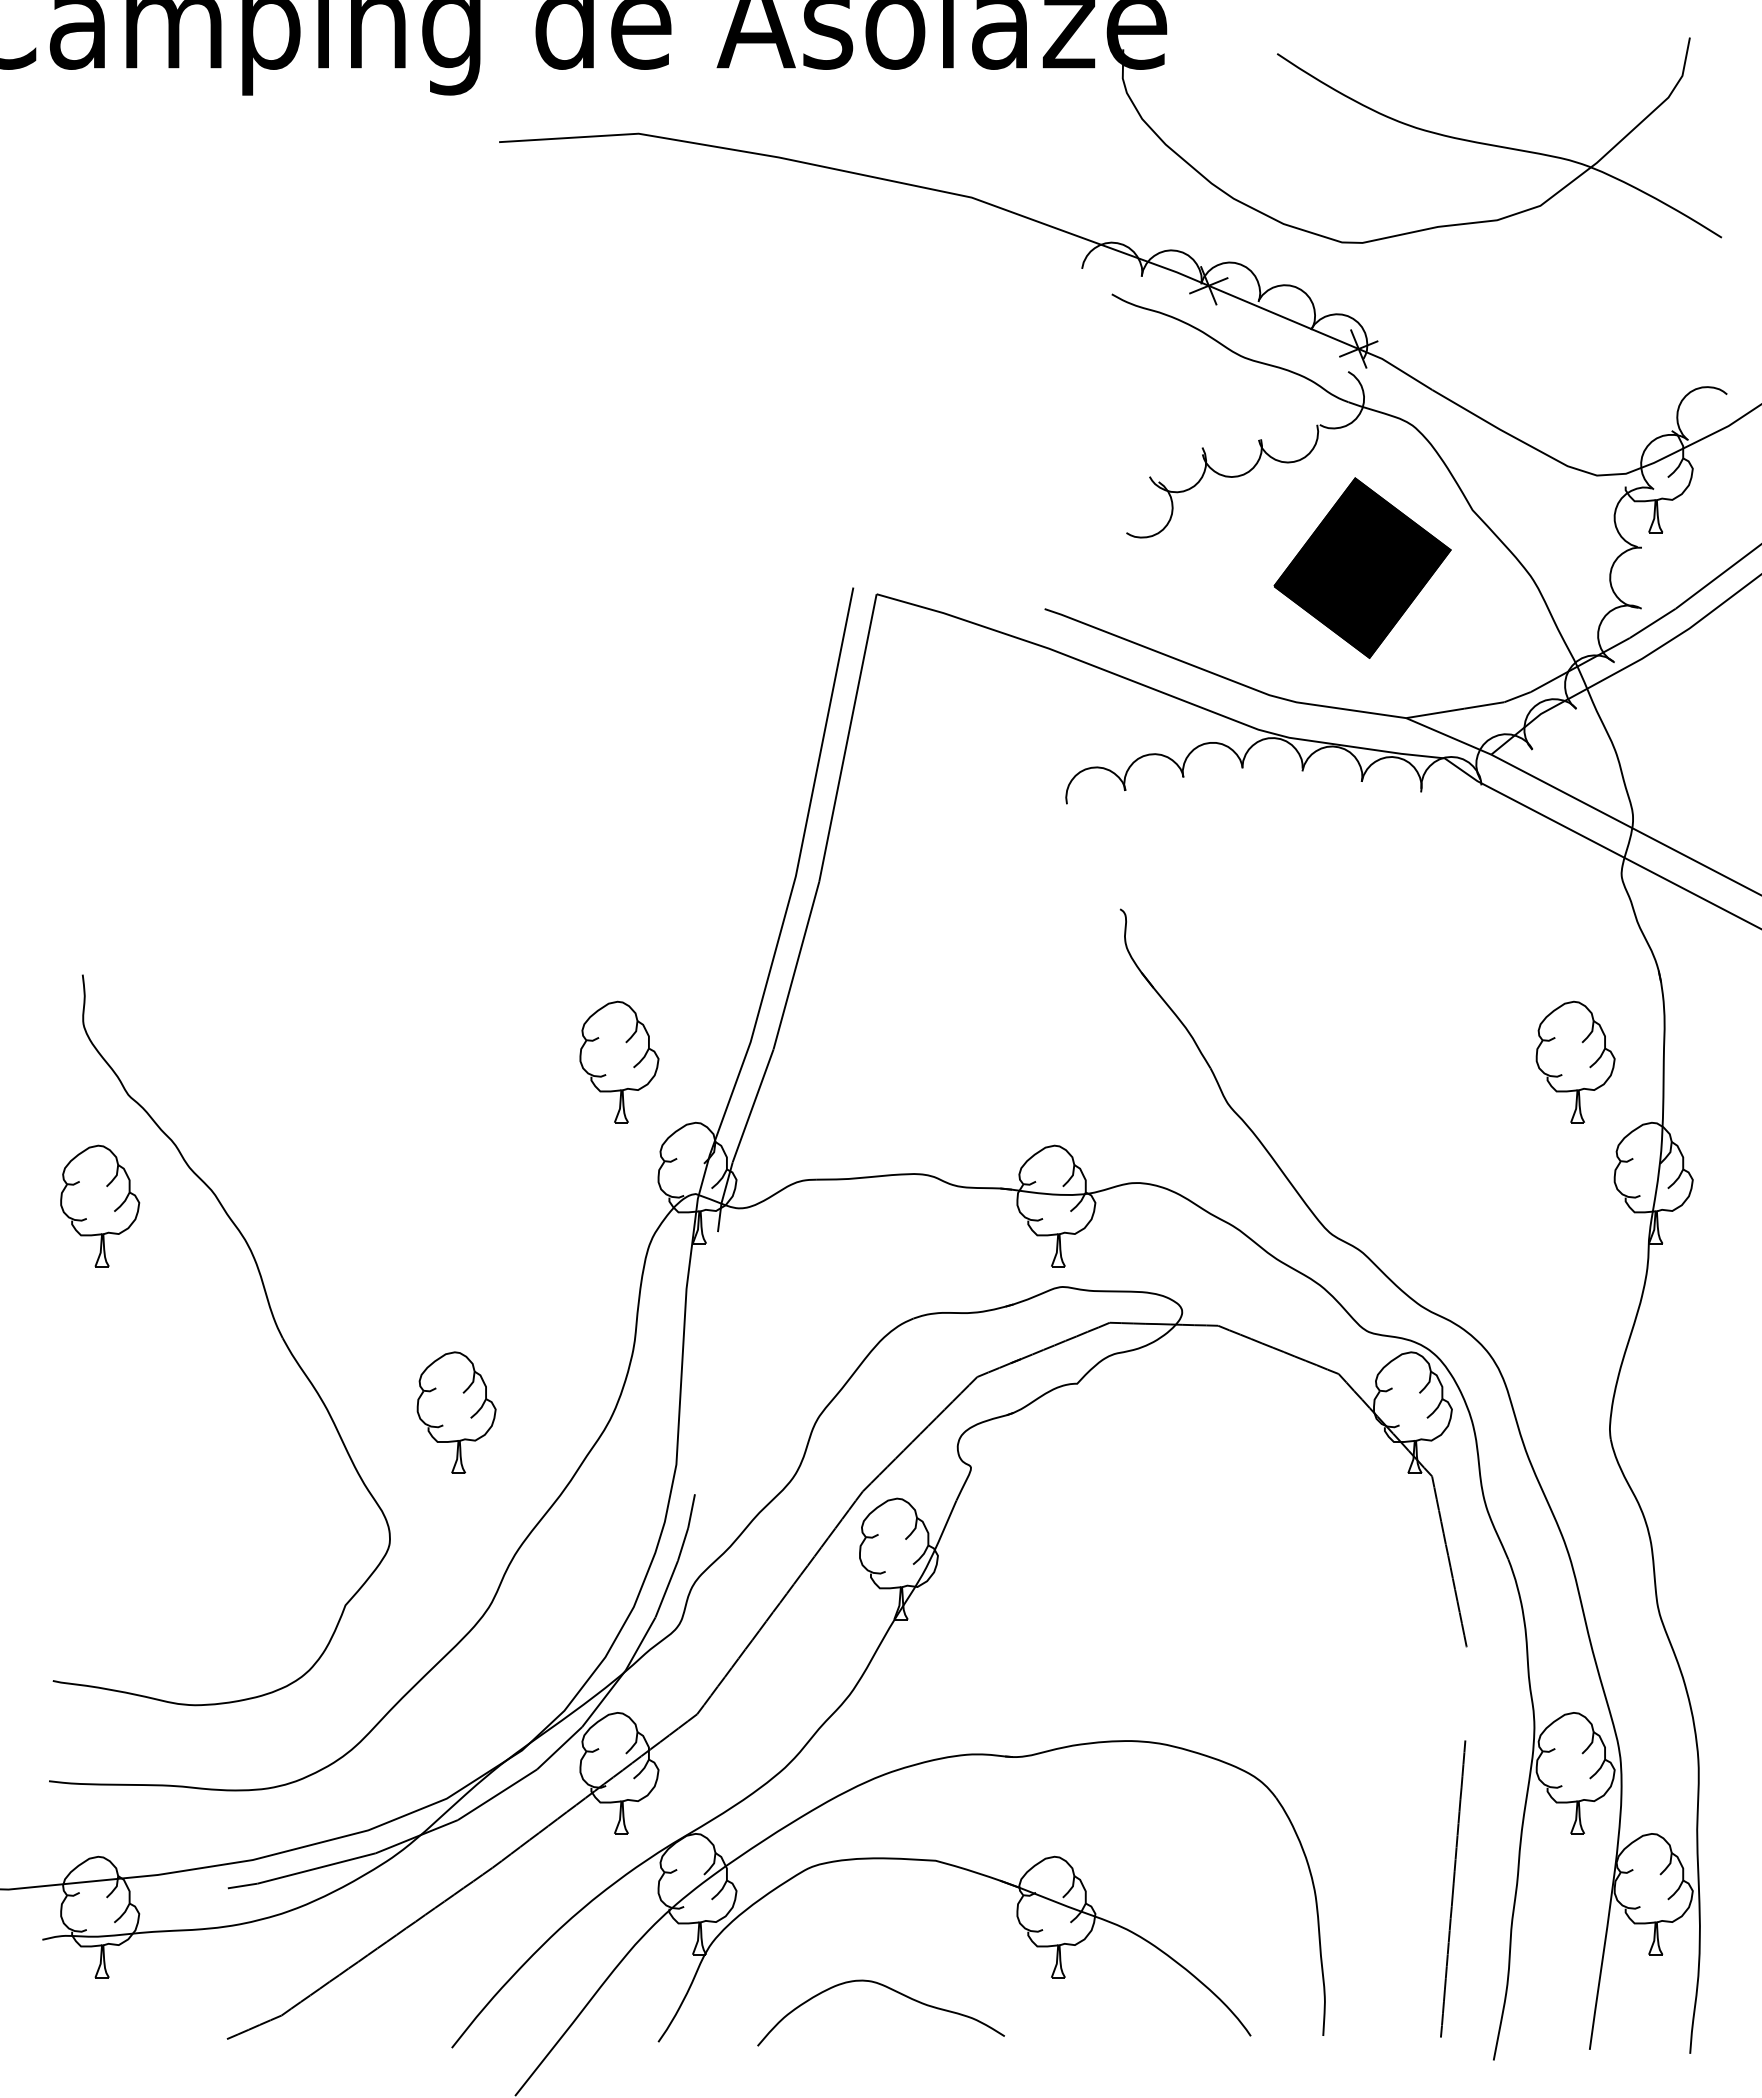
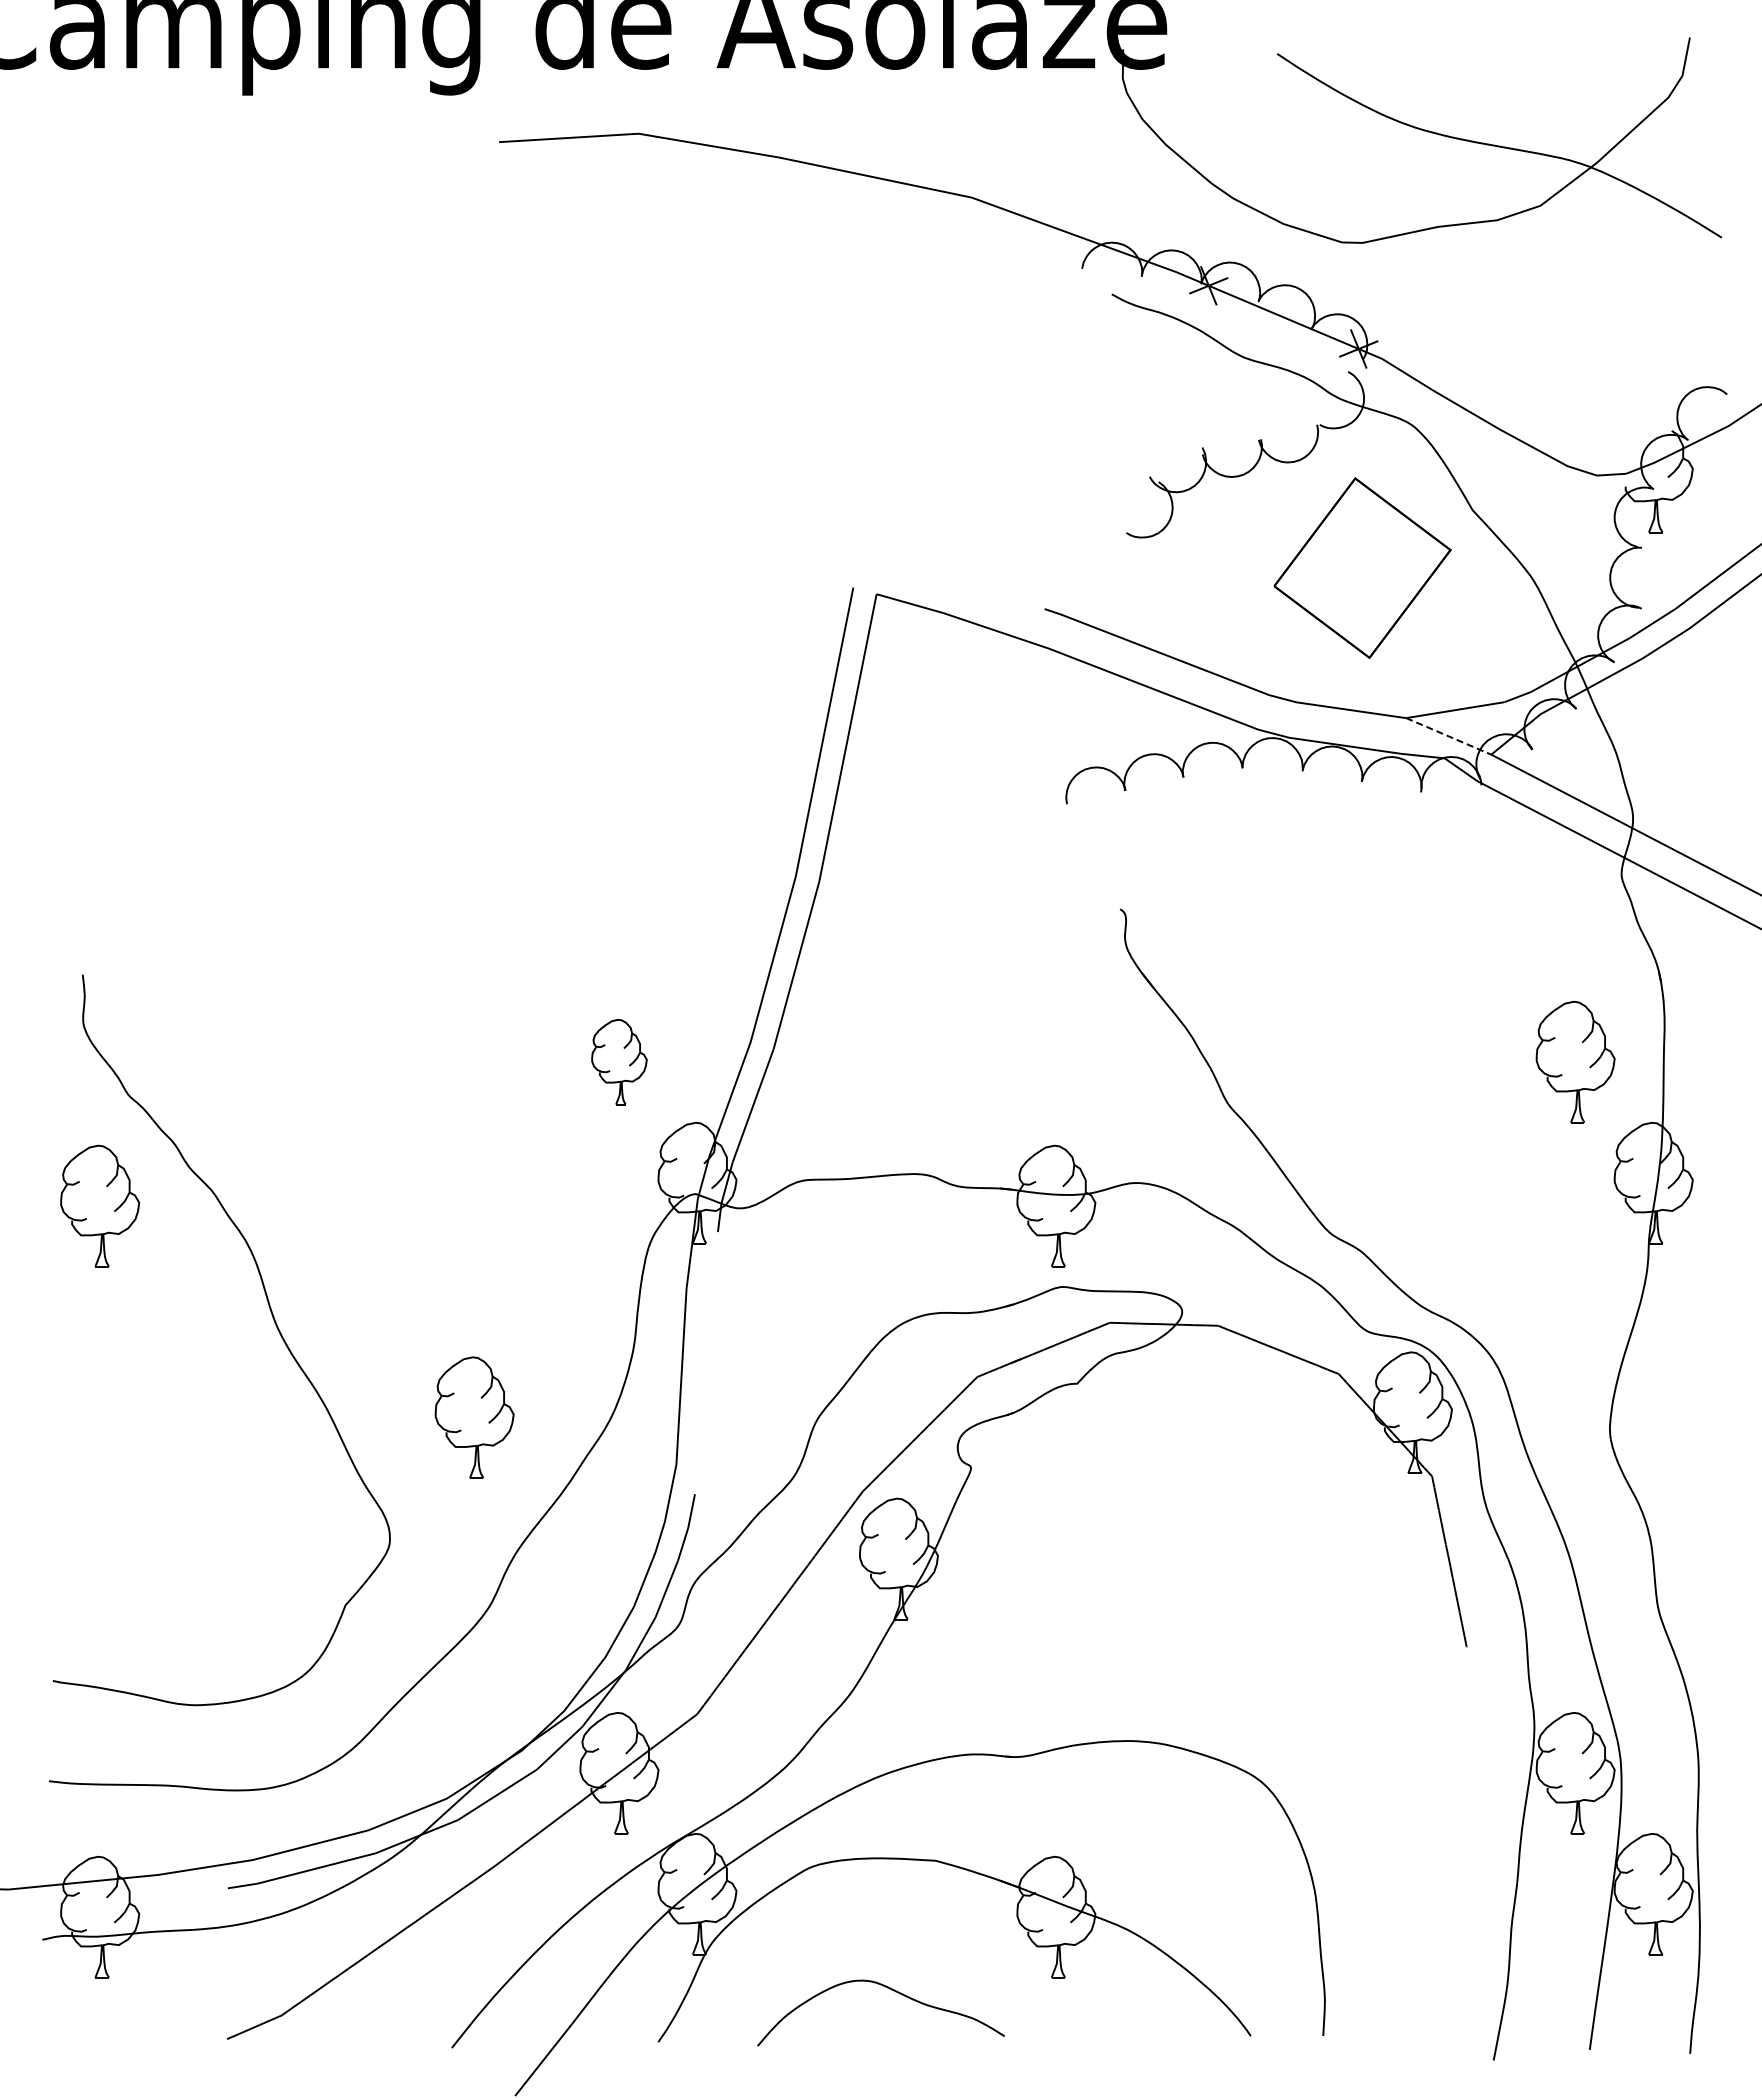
fill: present -> none (1362, 567)
line: solid -> dashed (1449, 736)
part size: 81x124 px -> 57x87 px (619, 1062)
part position: (456, 1412) -> (474, 1417) (474, 1417)
line: present -> none (1453, 1888)
